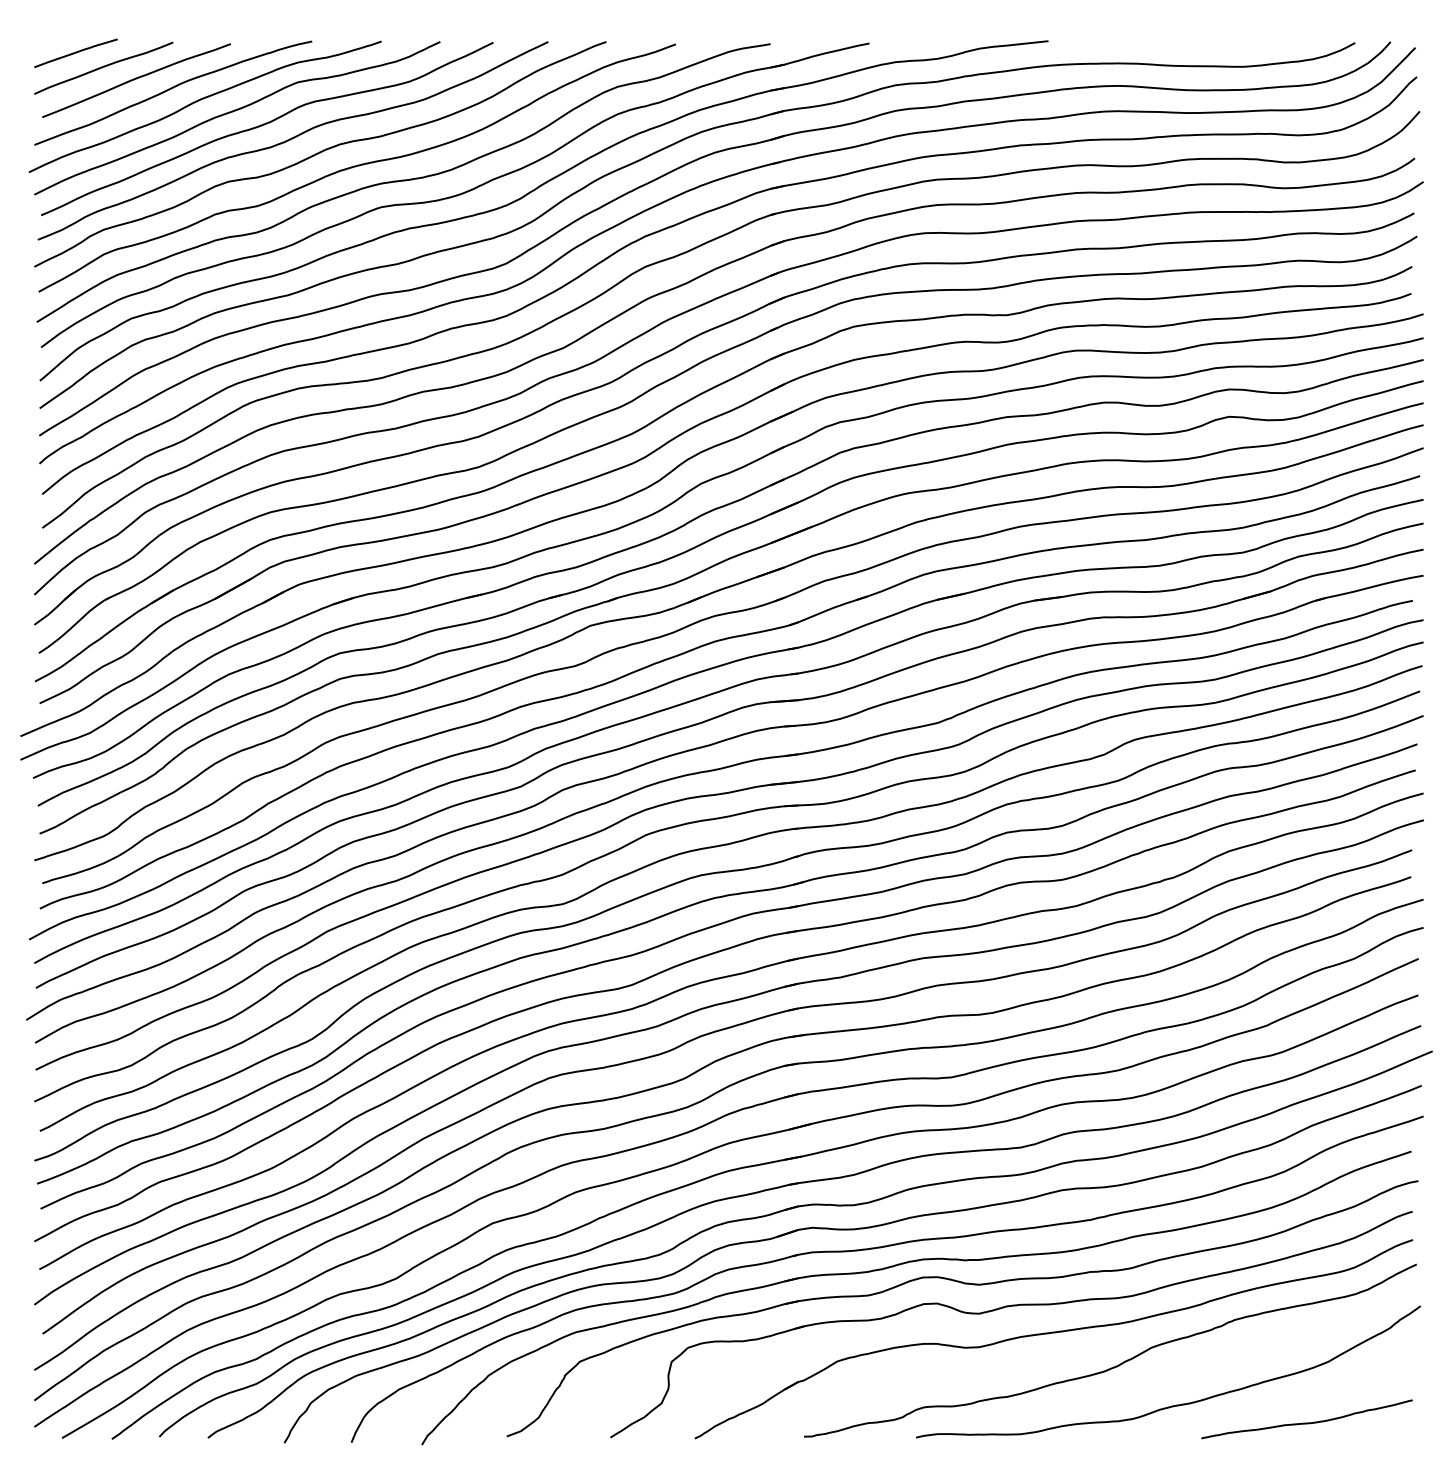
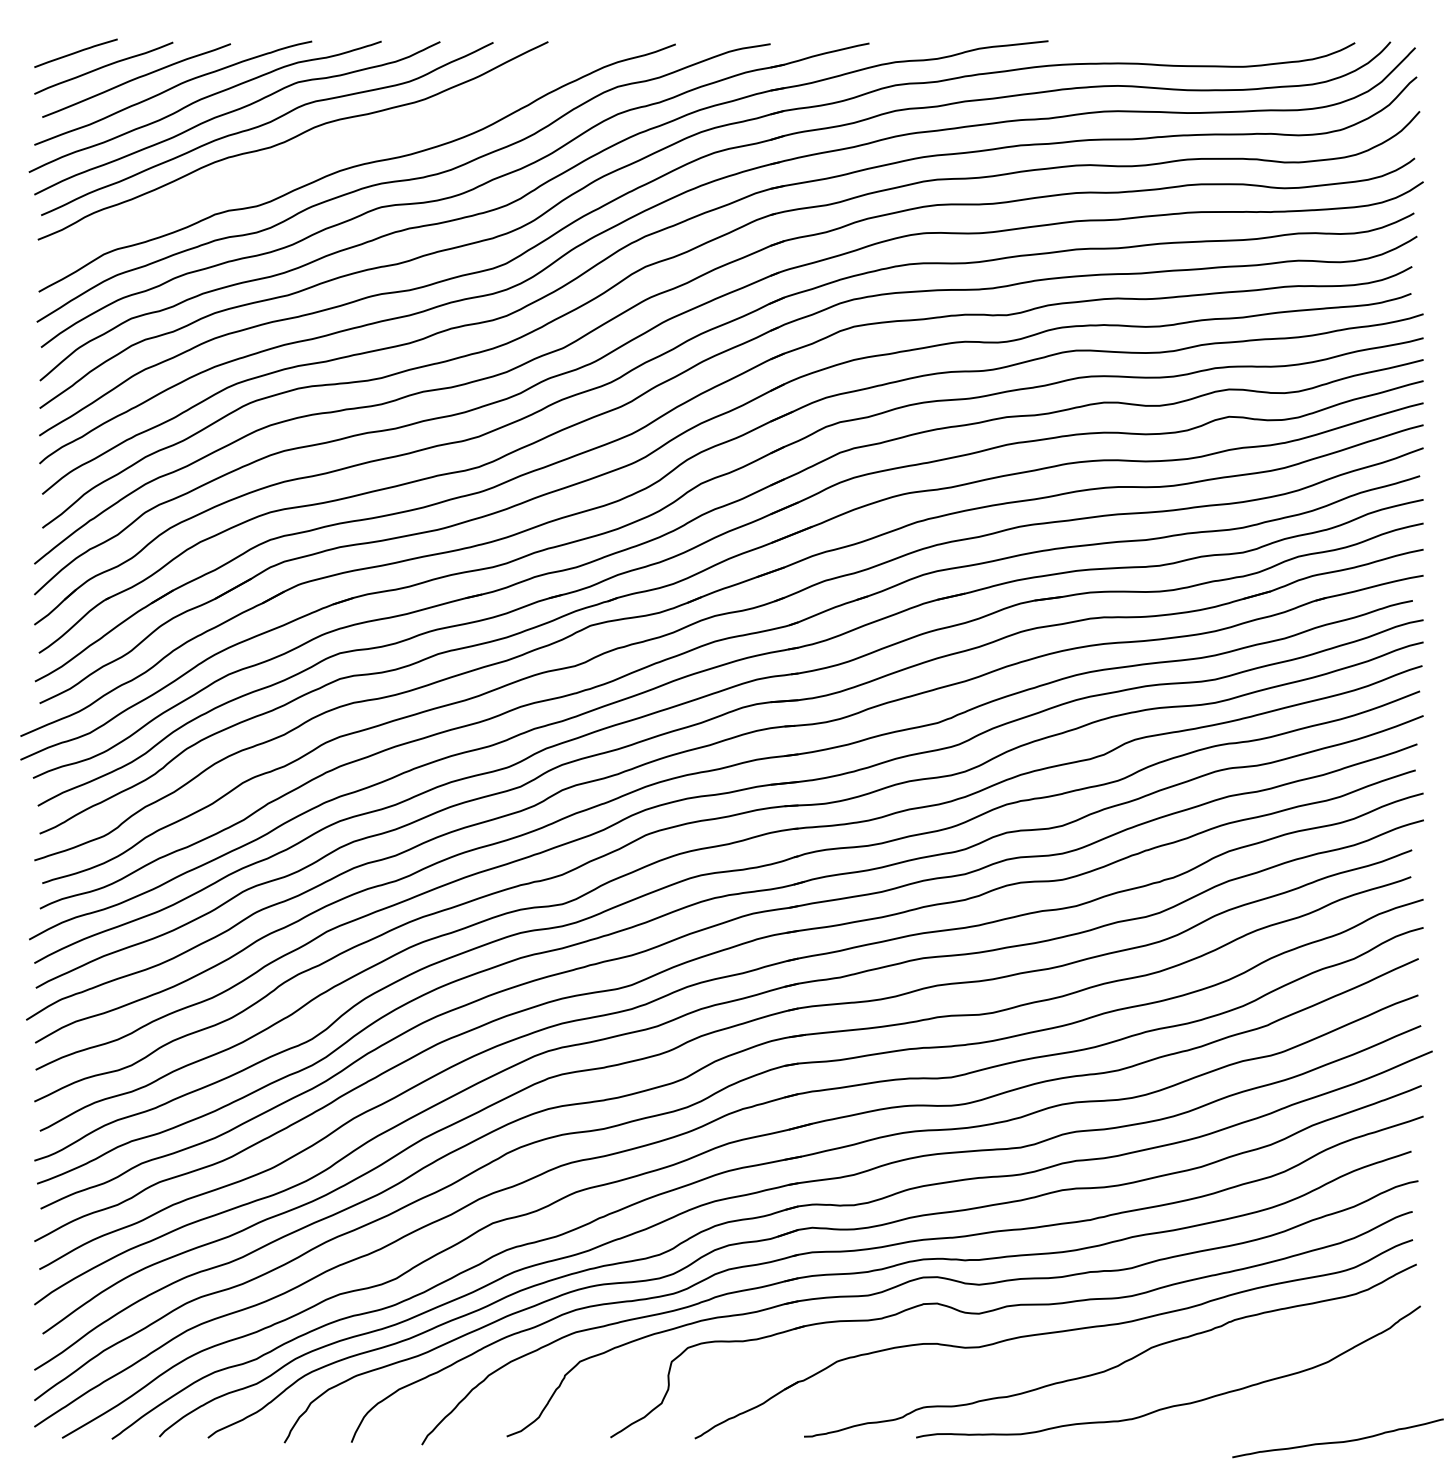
curve: present -> none (320, 153)
curve position: (1306, 1422) -> (1337, 1441) (1337, 1441)
